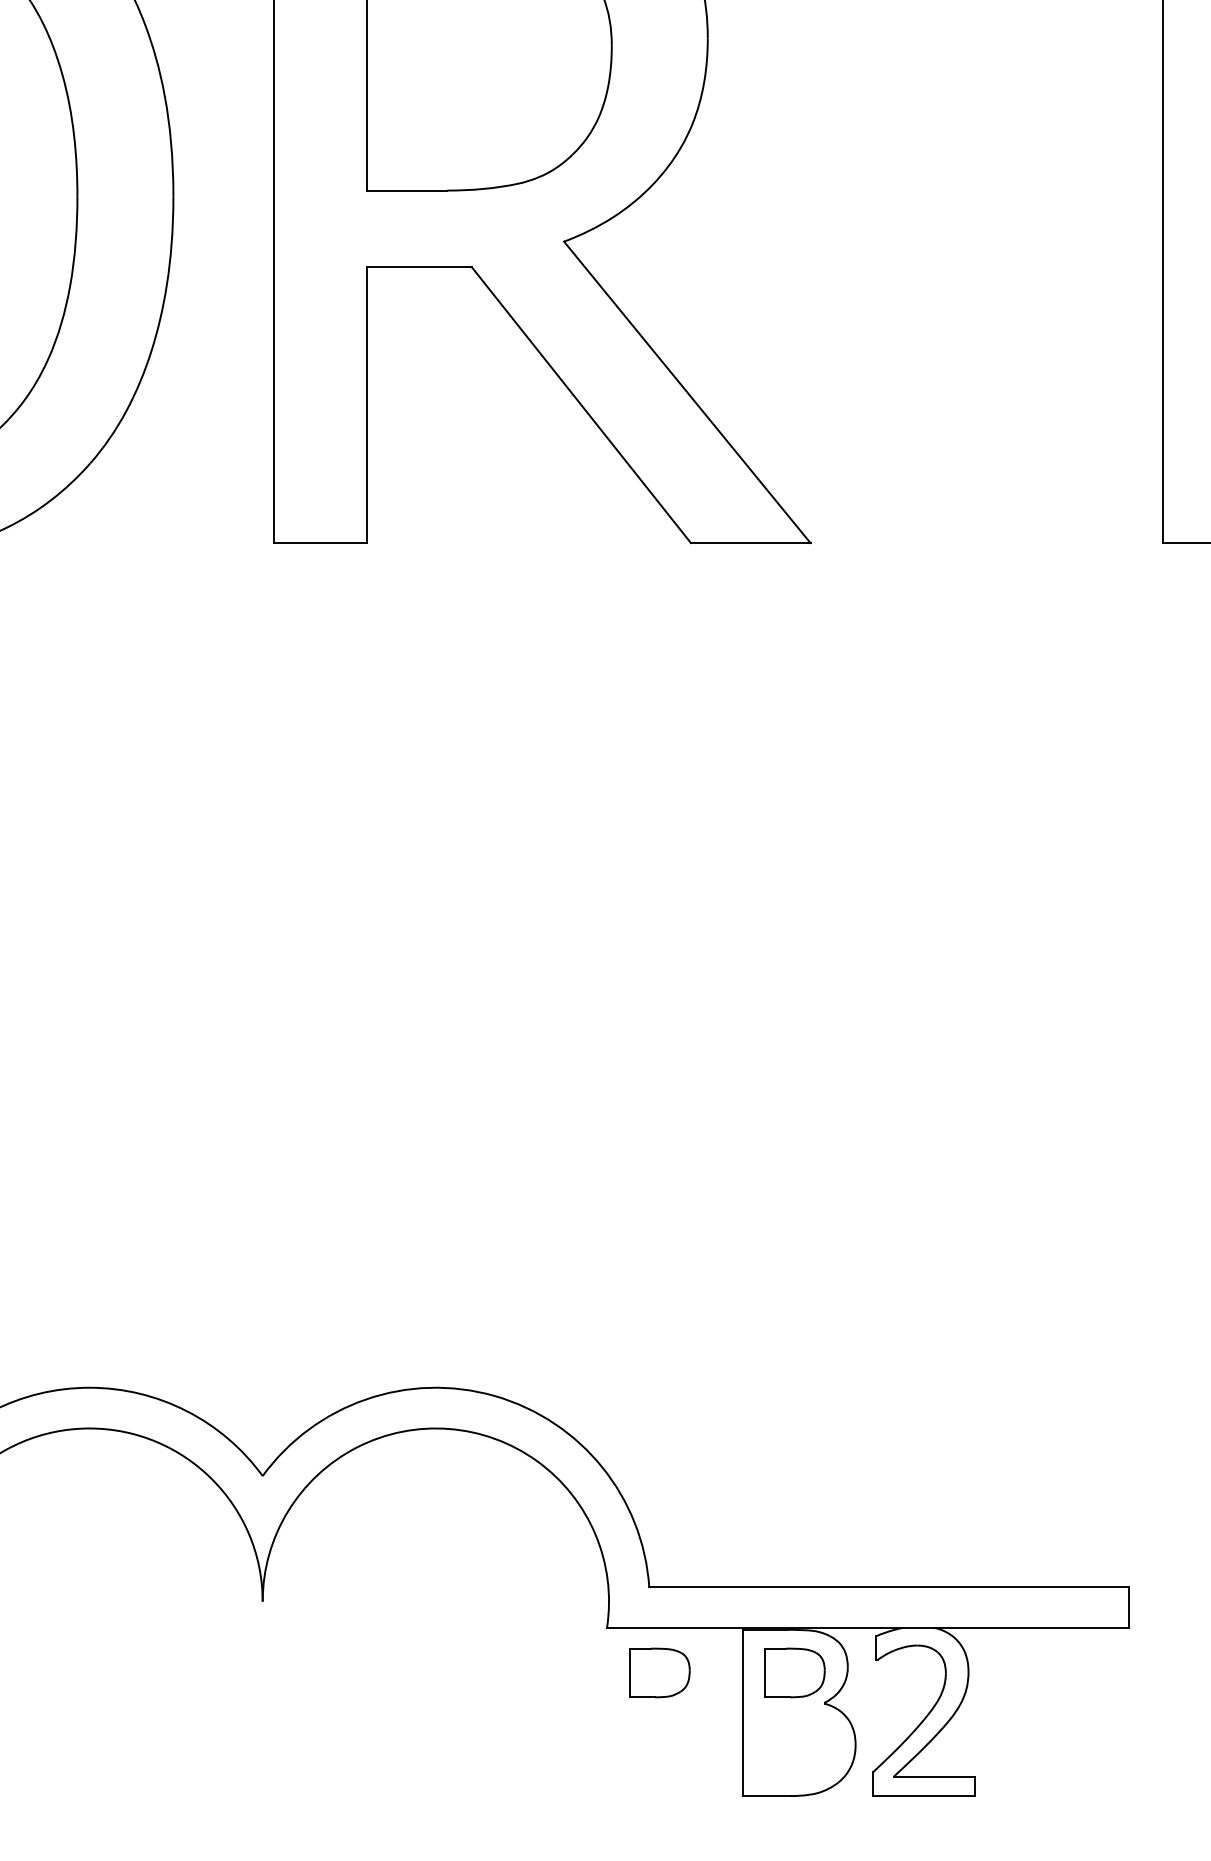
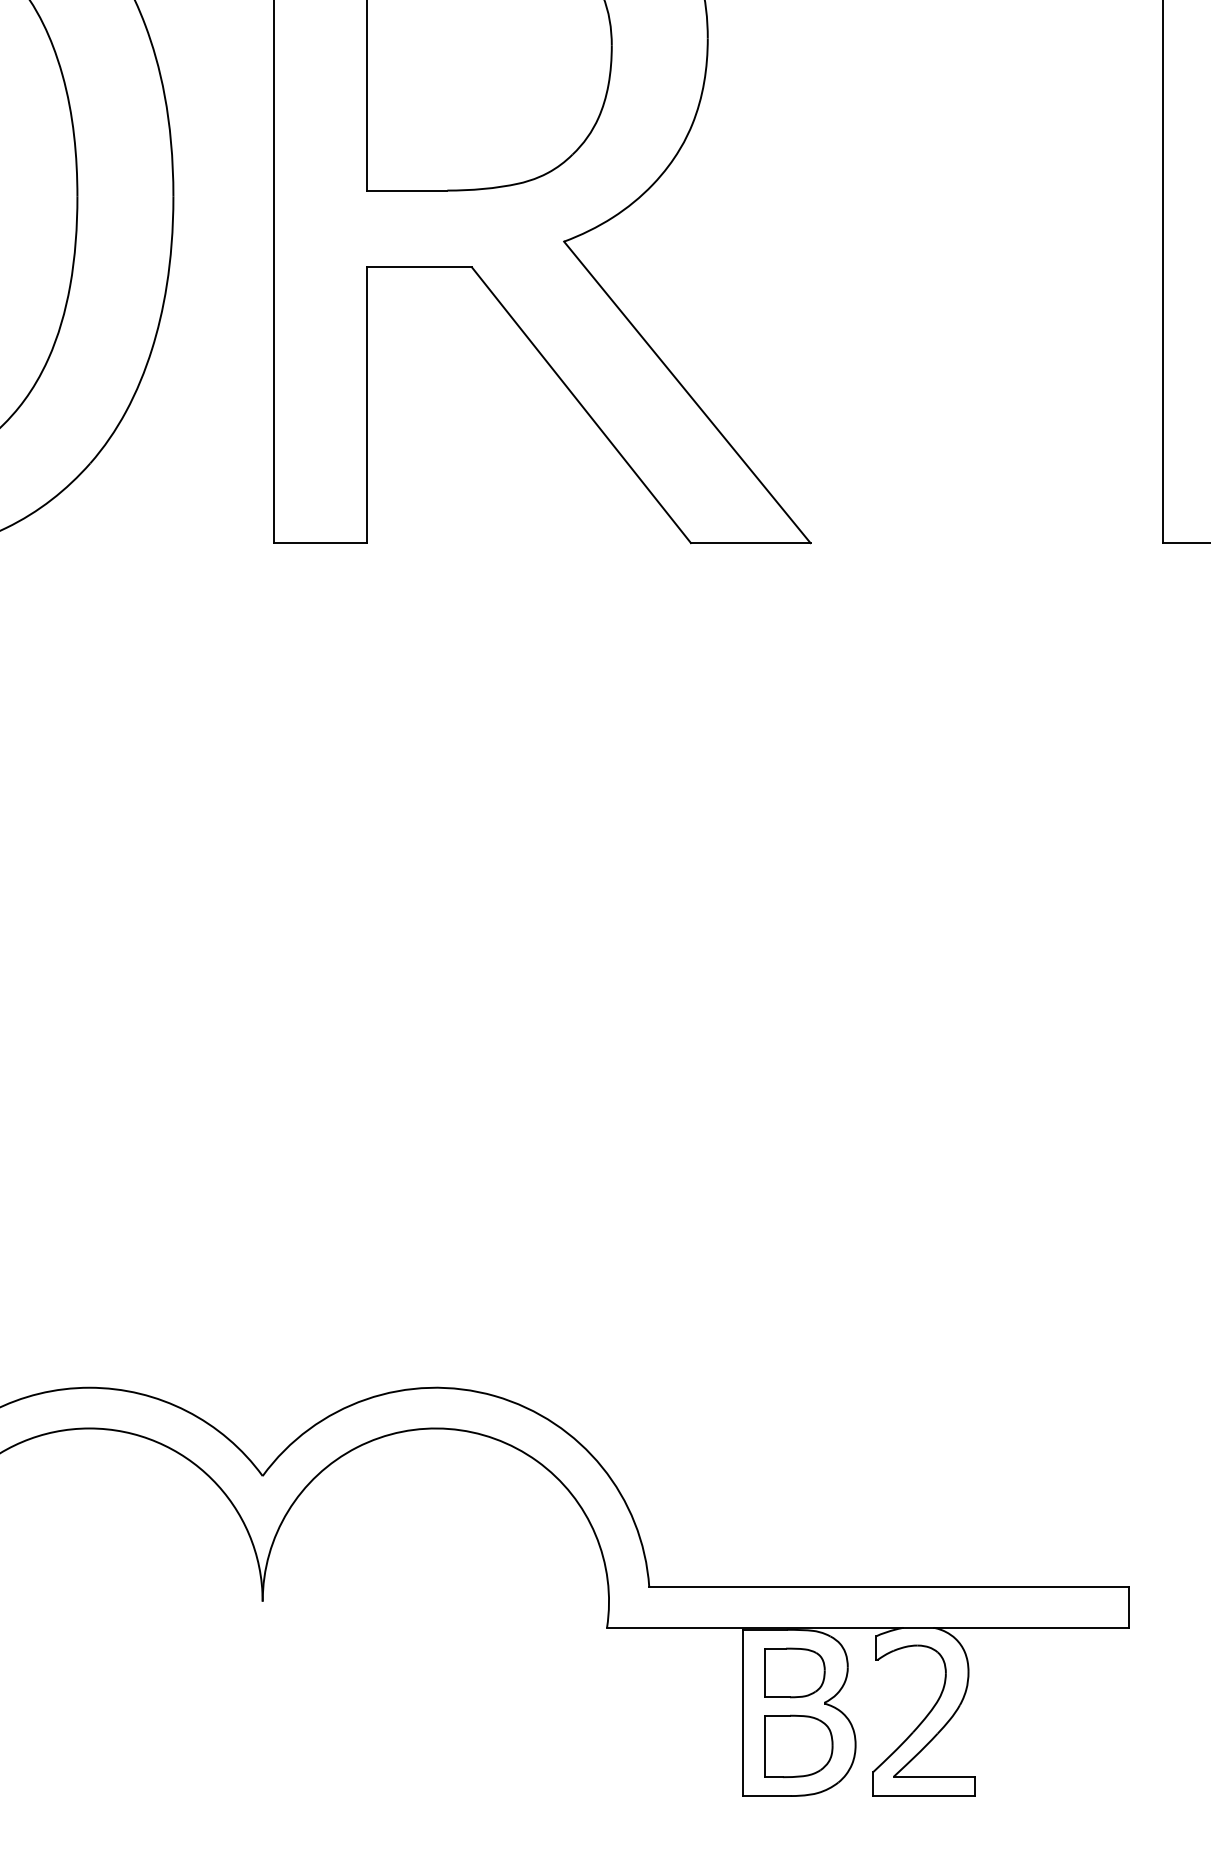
part: present -> none (659, 1672)
part: none -> present (798, 1746)
